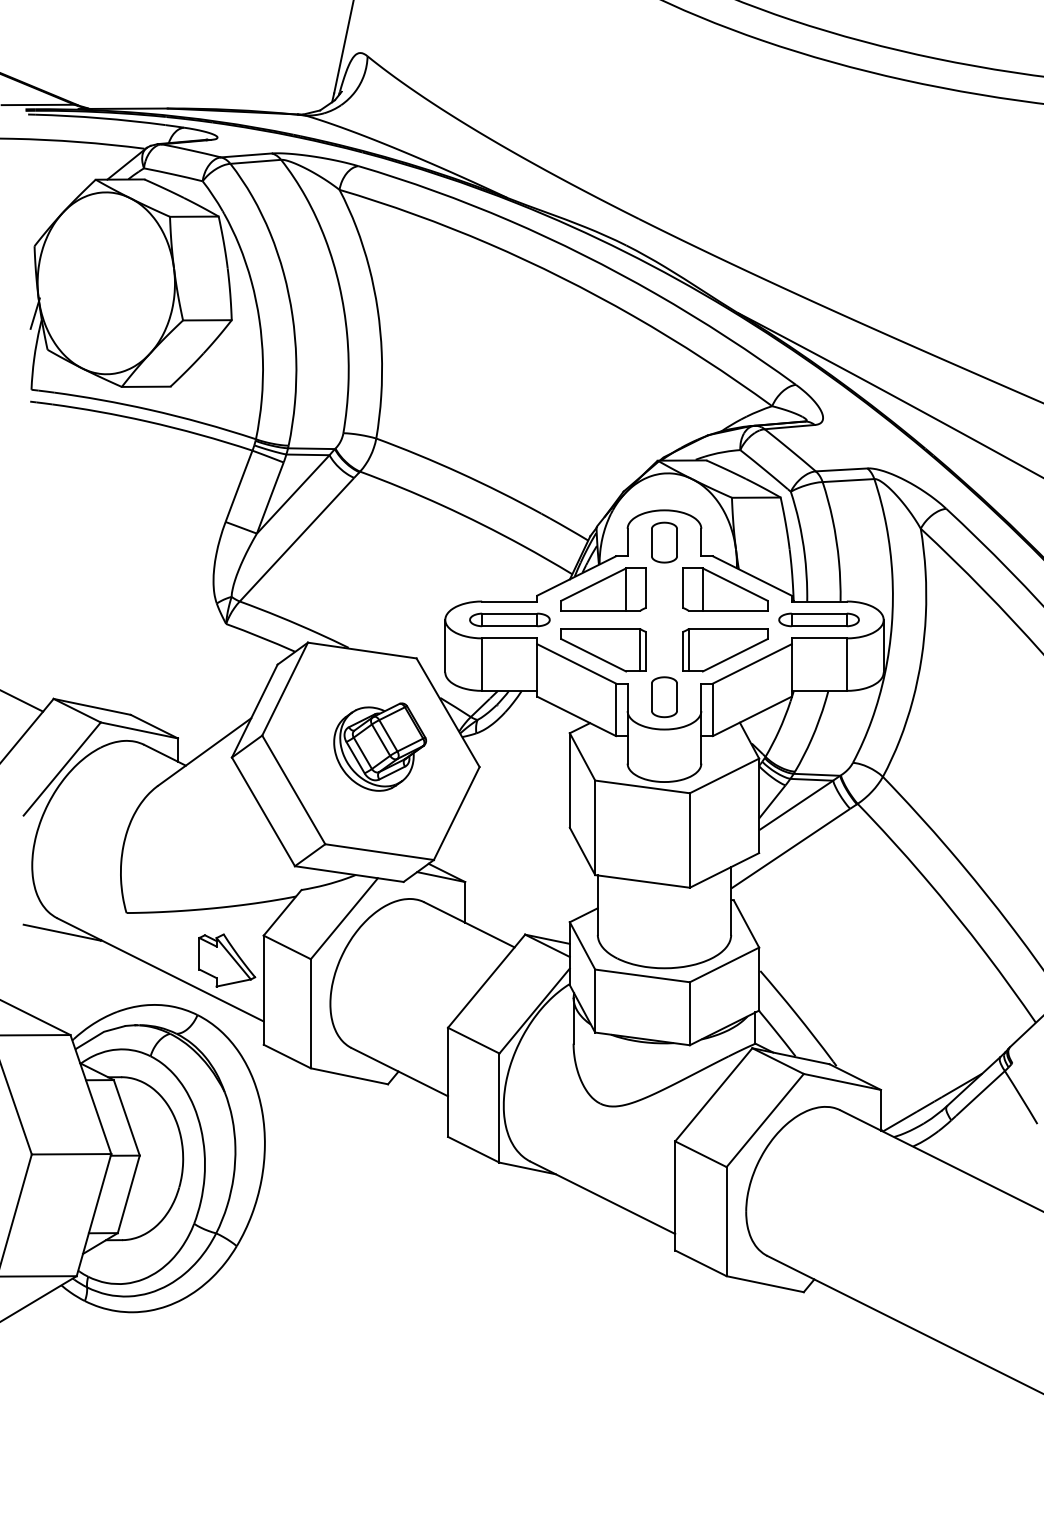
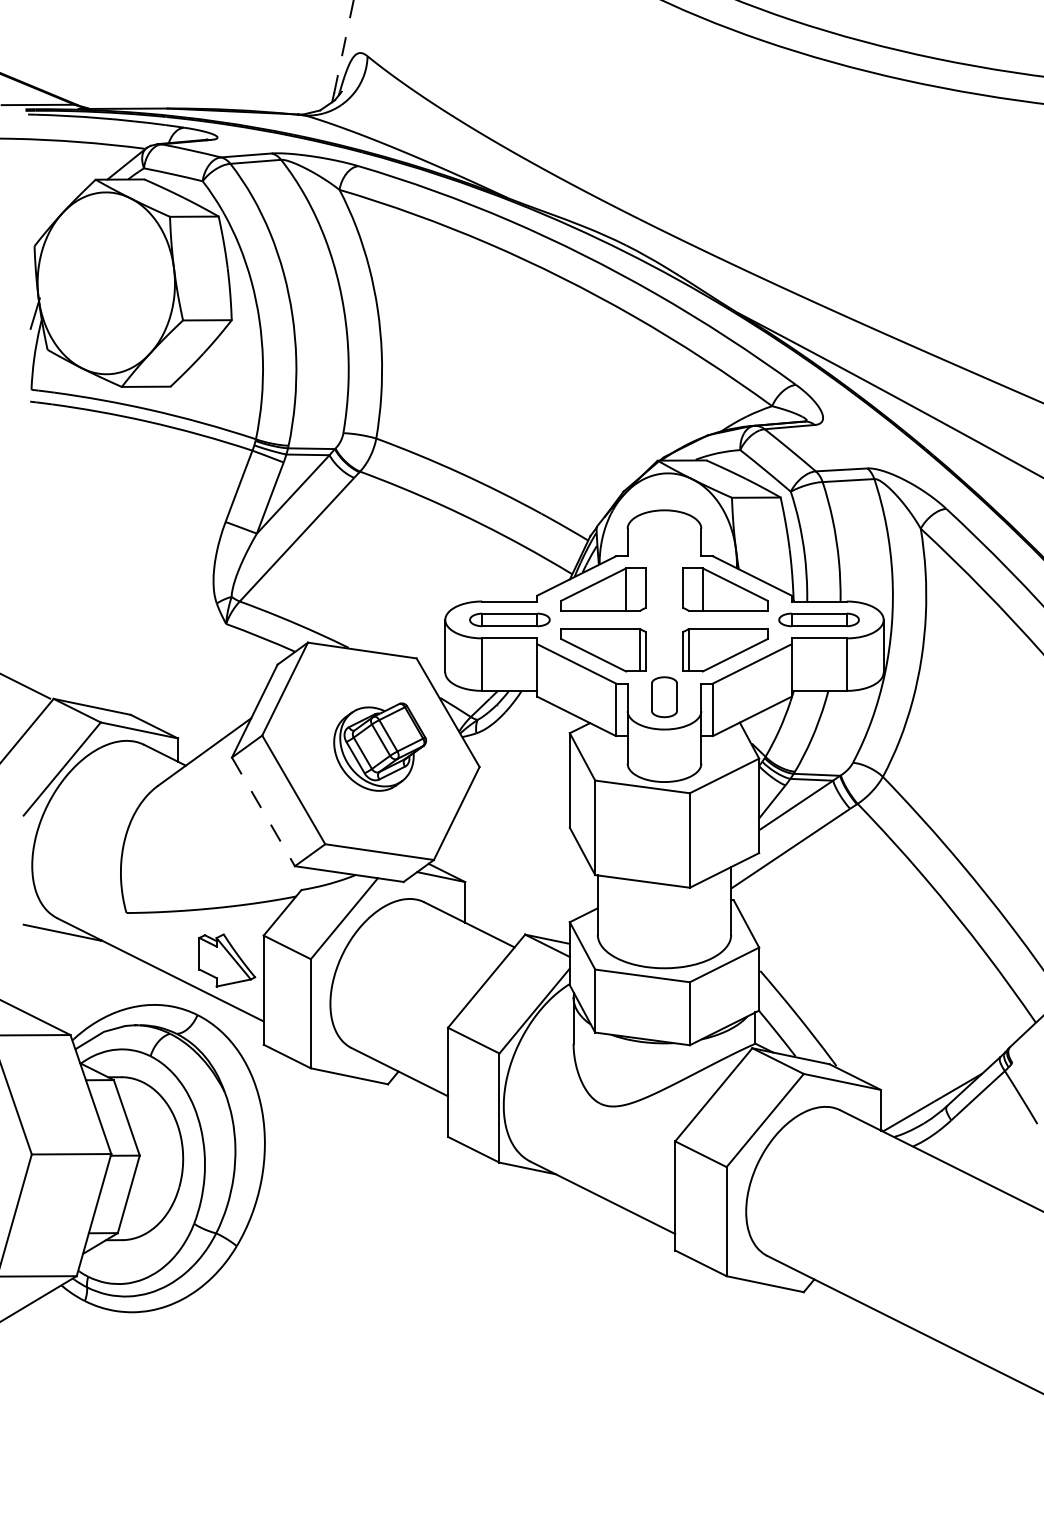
line: solid -> dashed (343, 46)
part: present -> none (664, 542)
line position: (22, 701) -> (26, 686) (26, 686)
line: solid -> dashed (263, 811)
